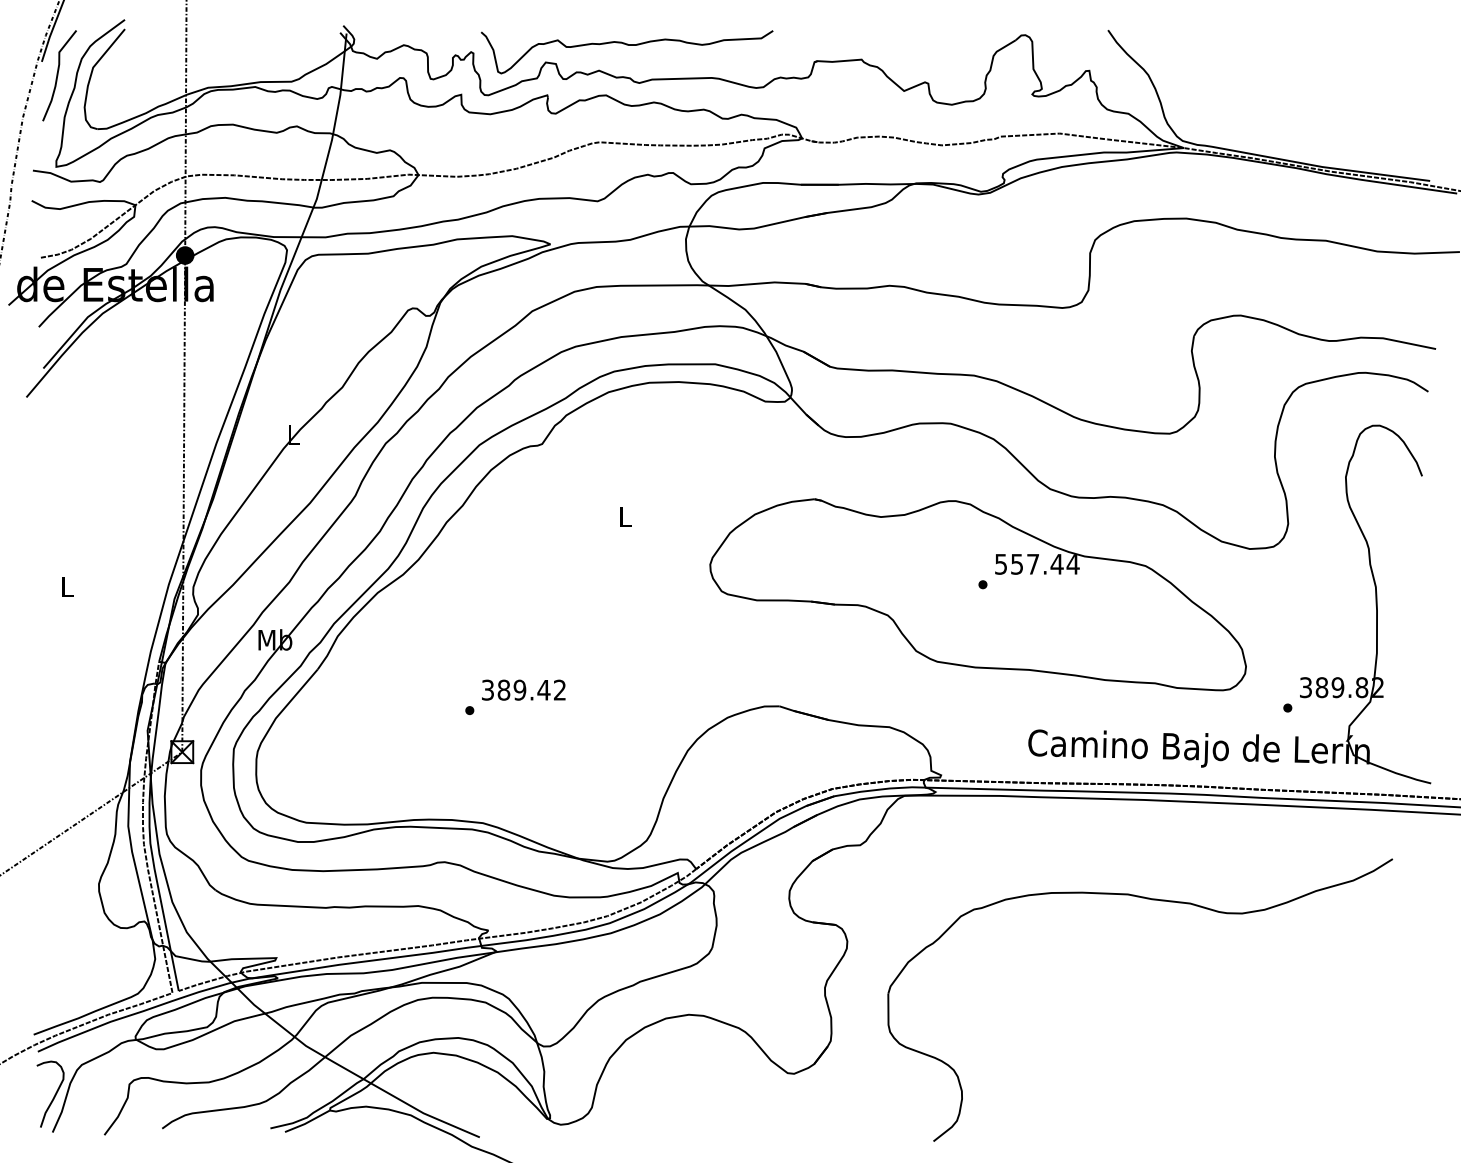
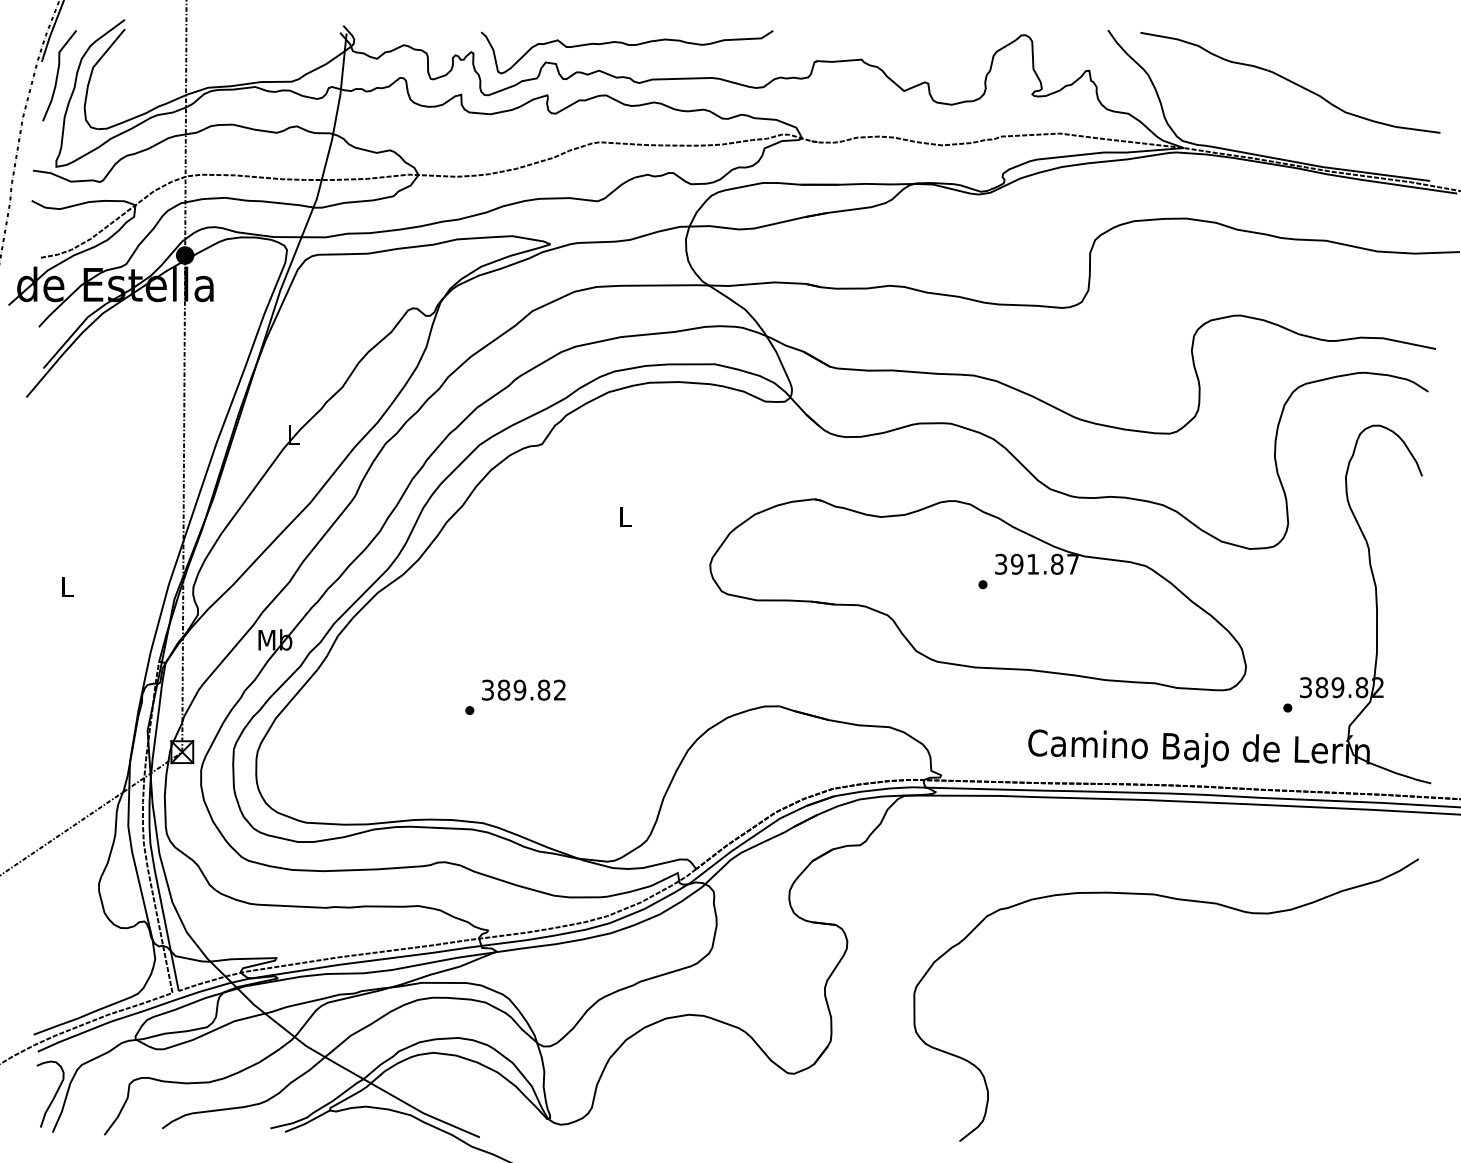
part: none -> present (1290, 82)
text: 557.44 -> 391.87 (1037, 563)
text: 389.42 -> 389.82 (543, 689)
part position: (1152, 900) -> (1178, 900) (1178, 900)
